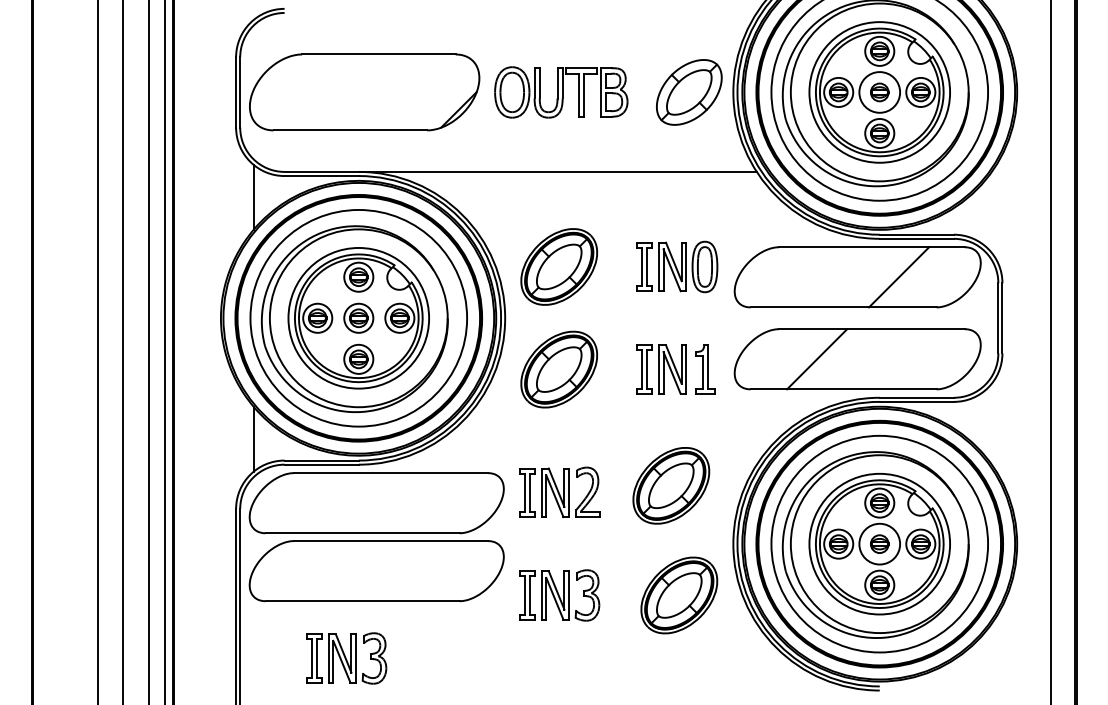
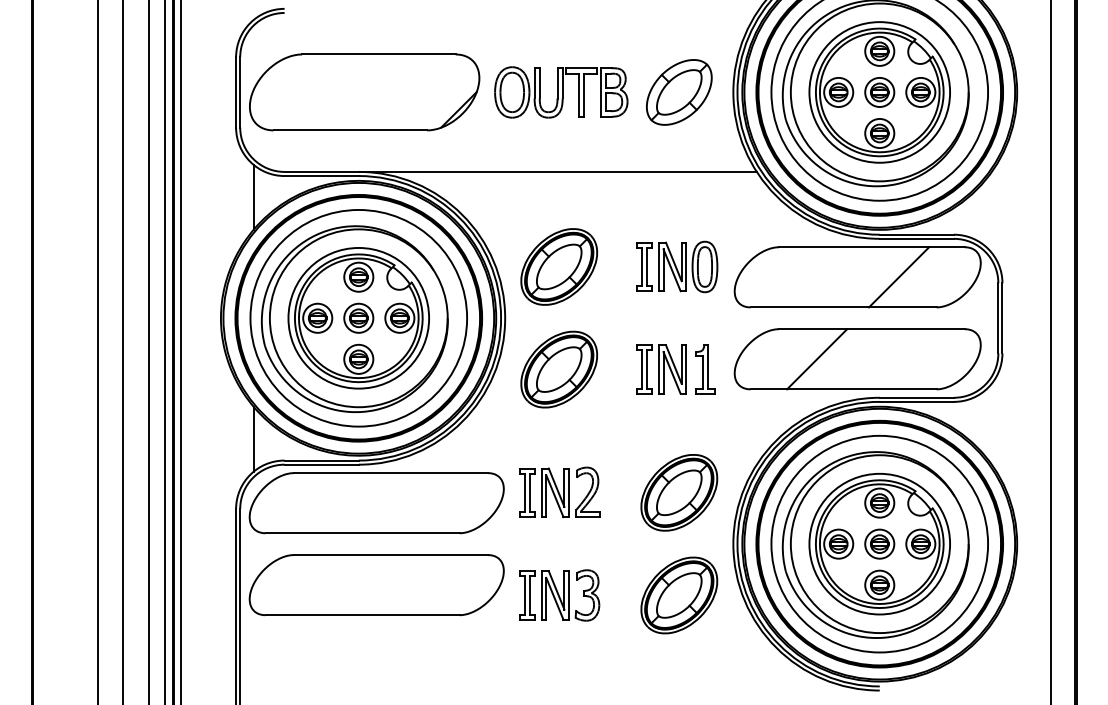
part position: (689, 92) -> (679, 92) (679, 92)
circle diameter: 41 px -> 29 px (879, 92)
line: none -> present (181, 351)
part position: (671, 485) -> (679, 492) (679, 492)
circle diameter: 41 px -> 29 px (879, 543)
part position: (376, 571) -> (376, 585) (376, 585)
part: present -> none (346, 658)
